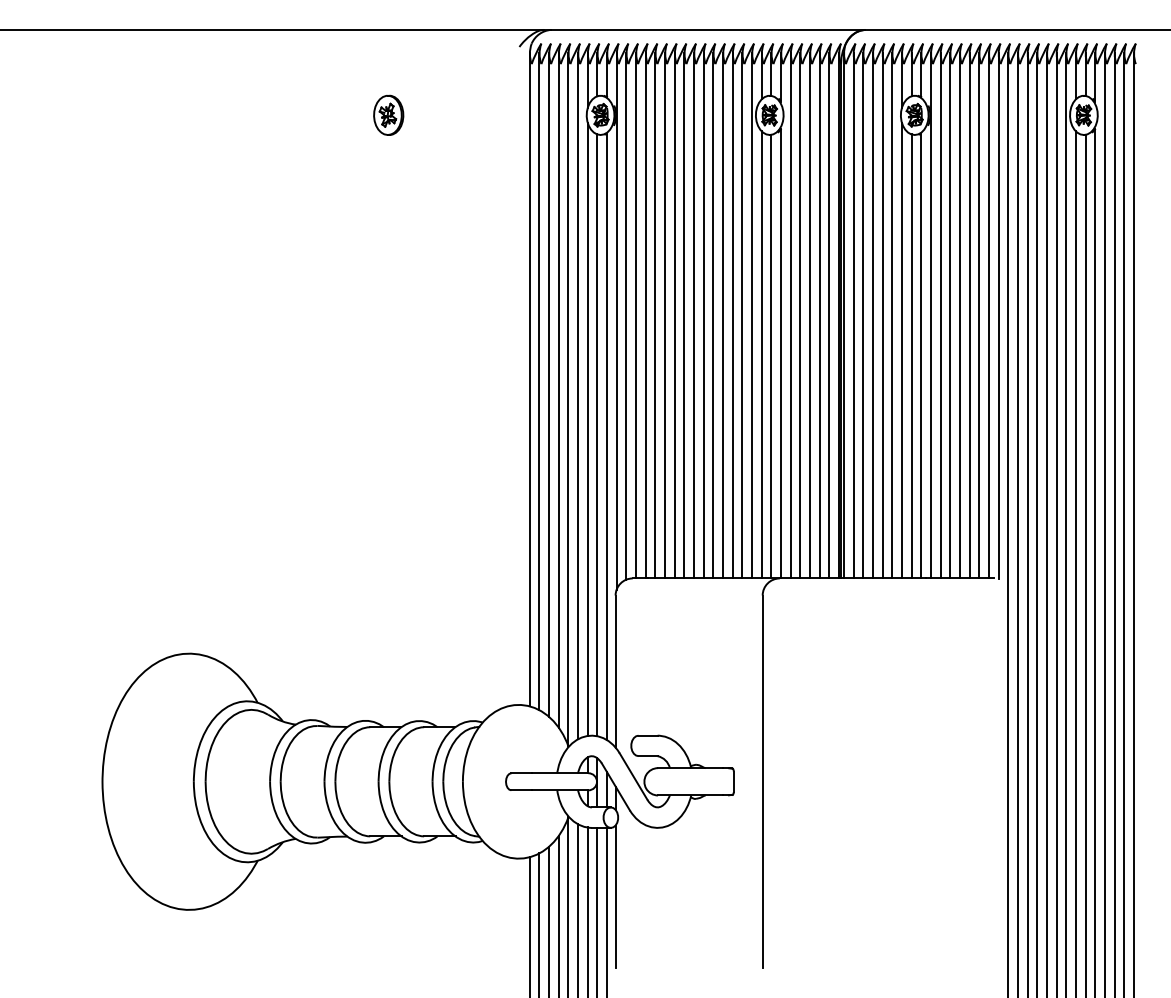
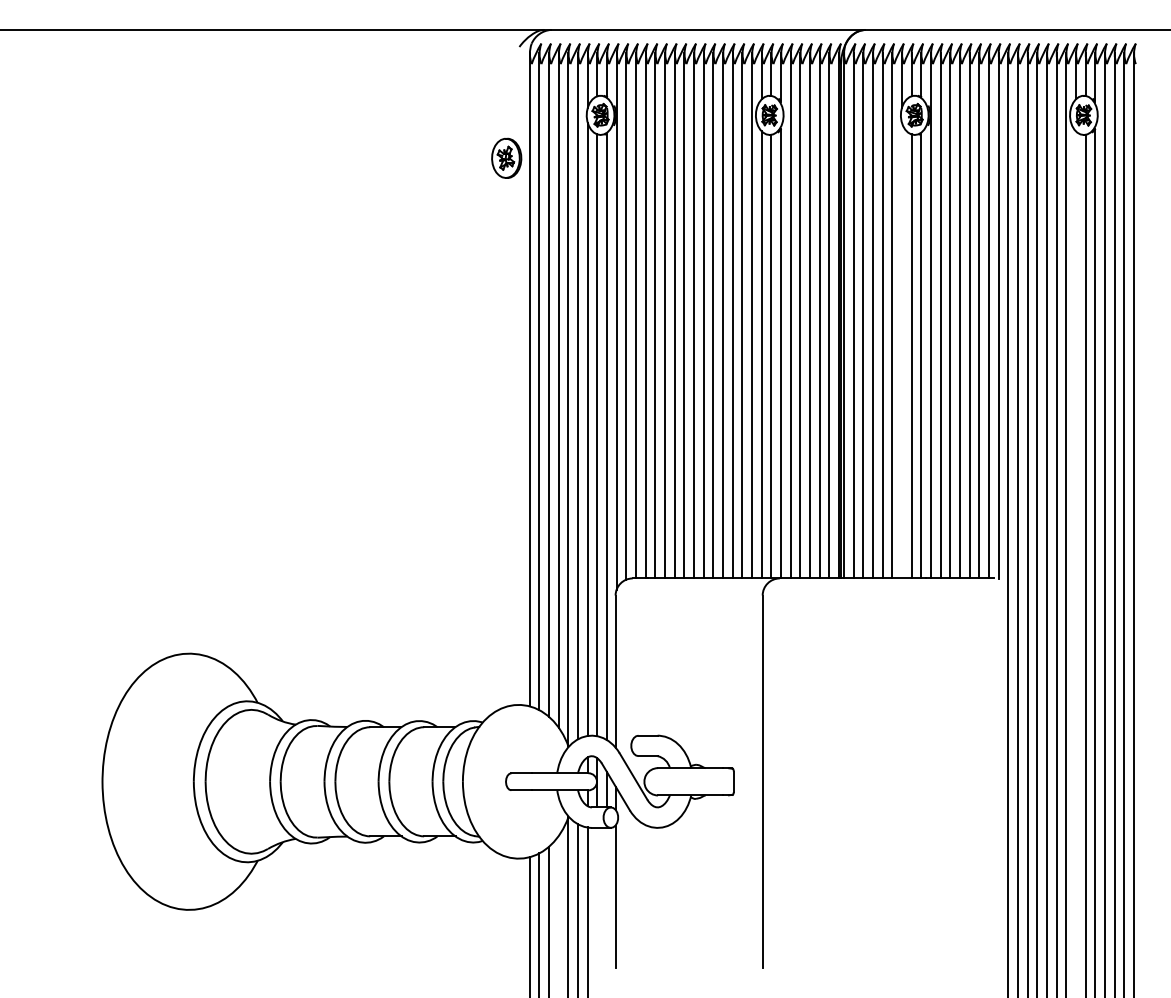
part position: (388, 114) -> (506, 157) (506, 157)
line: present -> none (901, 350)
line: present -> none (1075, 562)
line: present -> none (597, 910)
line: present -> none (607, 910)
line: present -> none (558, 915)
